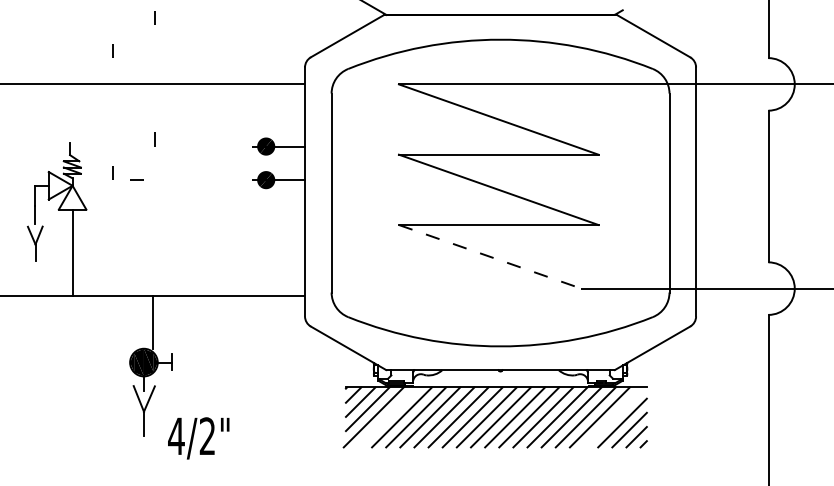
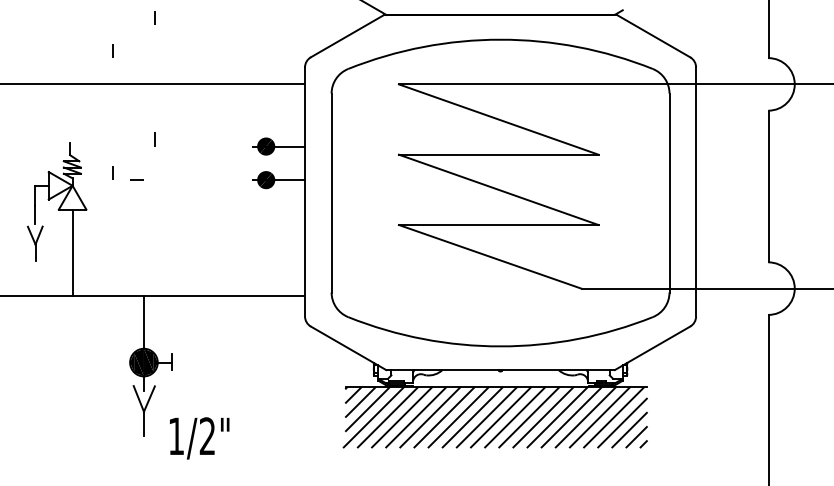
line: dashed -> solid (490, 256)
line position: (152, 321) -> (143, 321) (143, 321)
line: none -> present (387, 417)
line: none -> present (614, 417)
text: 4/2" -> 1/2" (176, 435)
